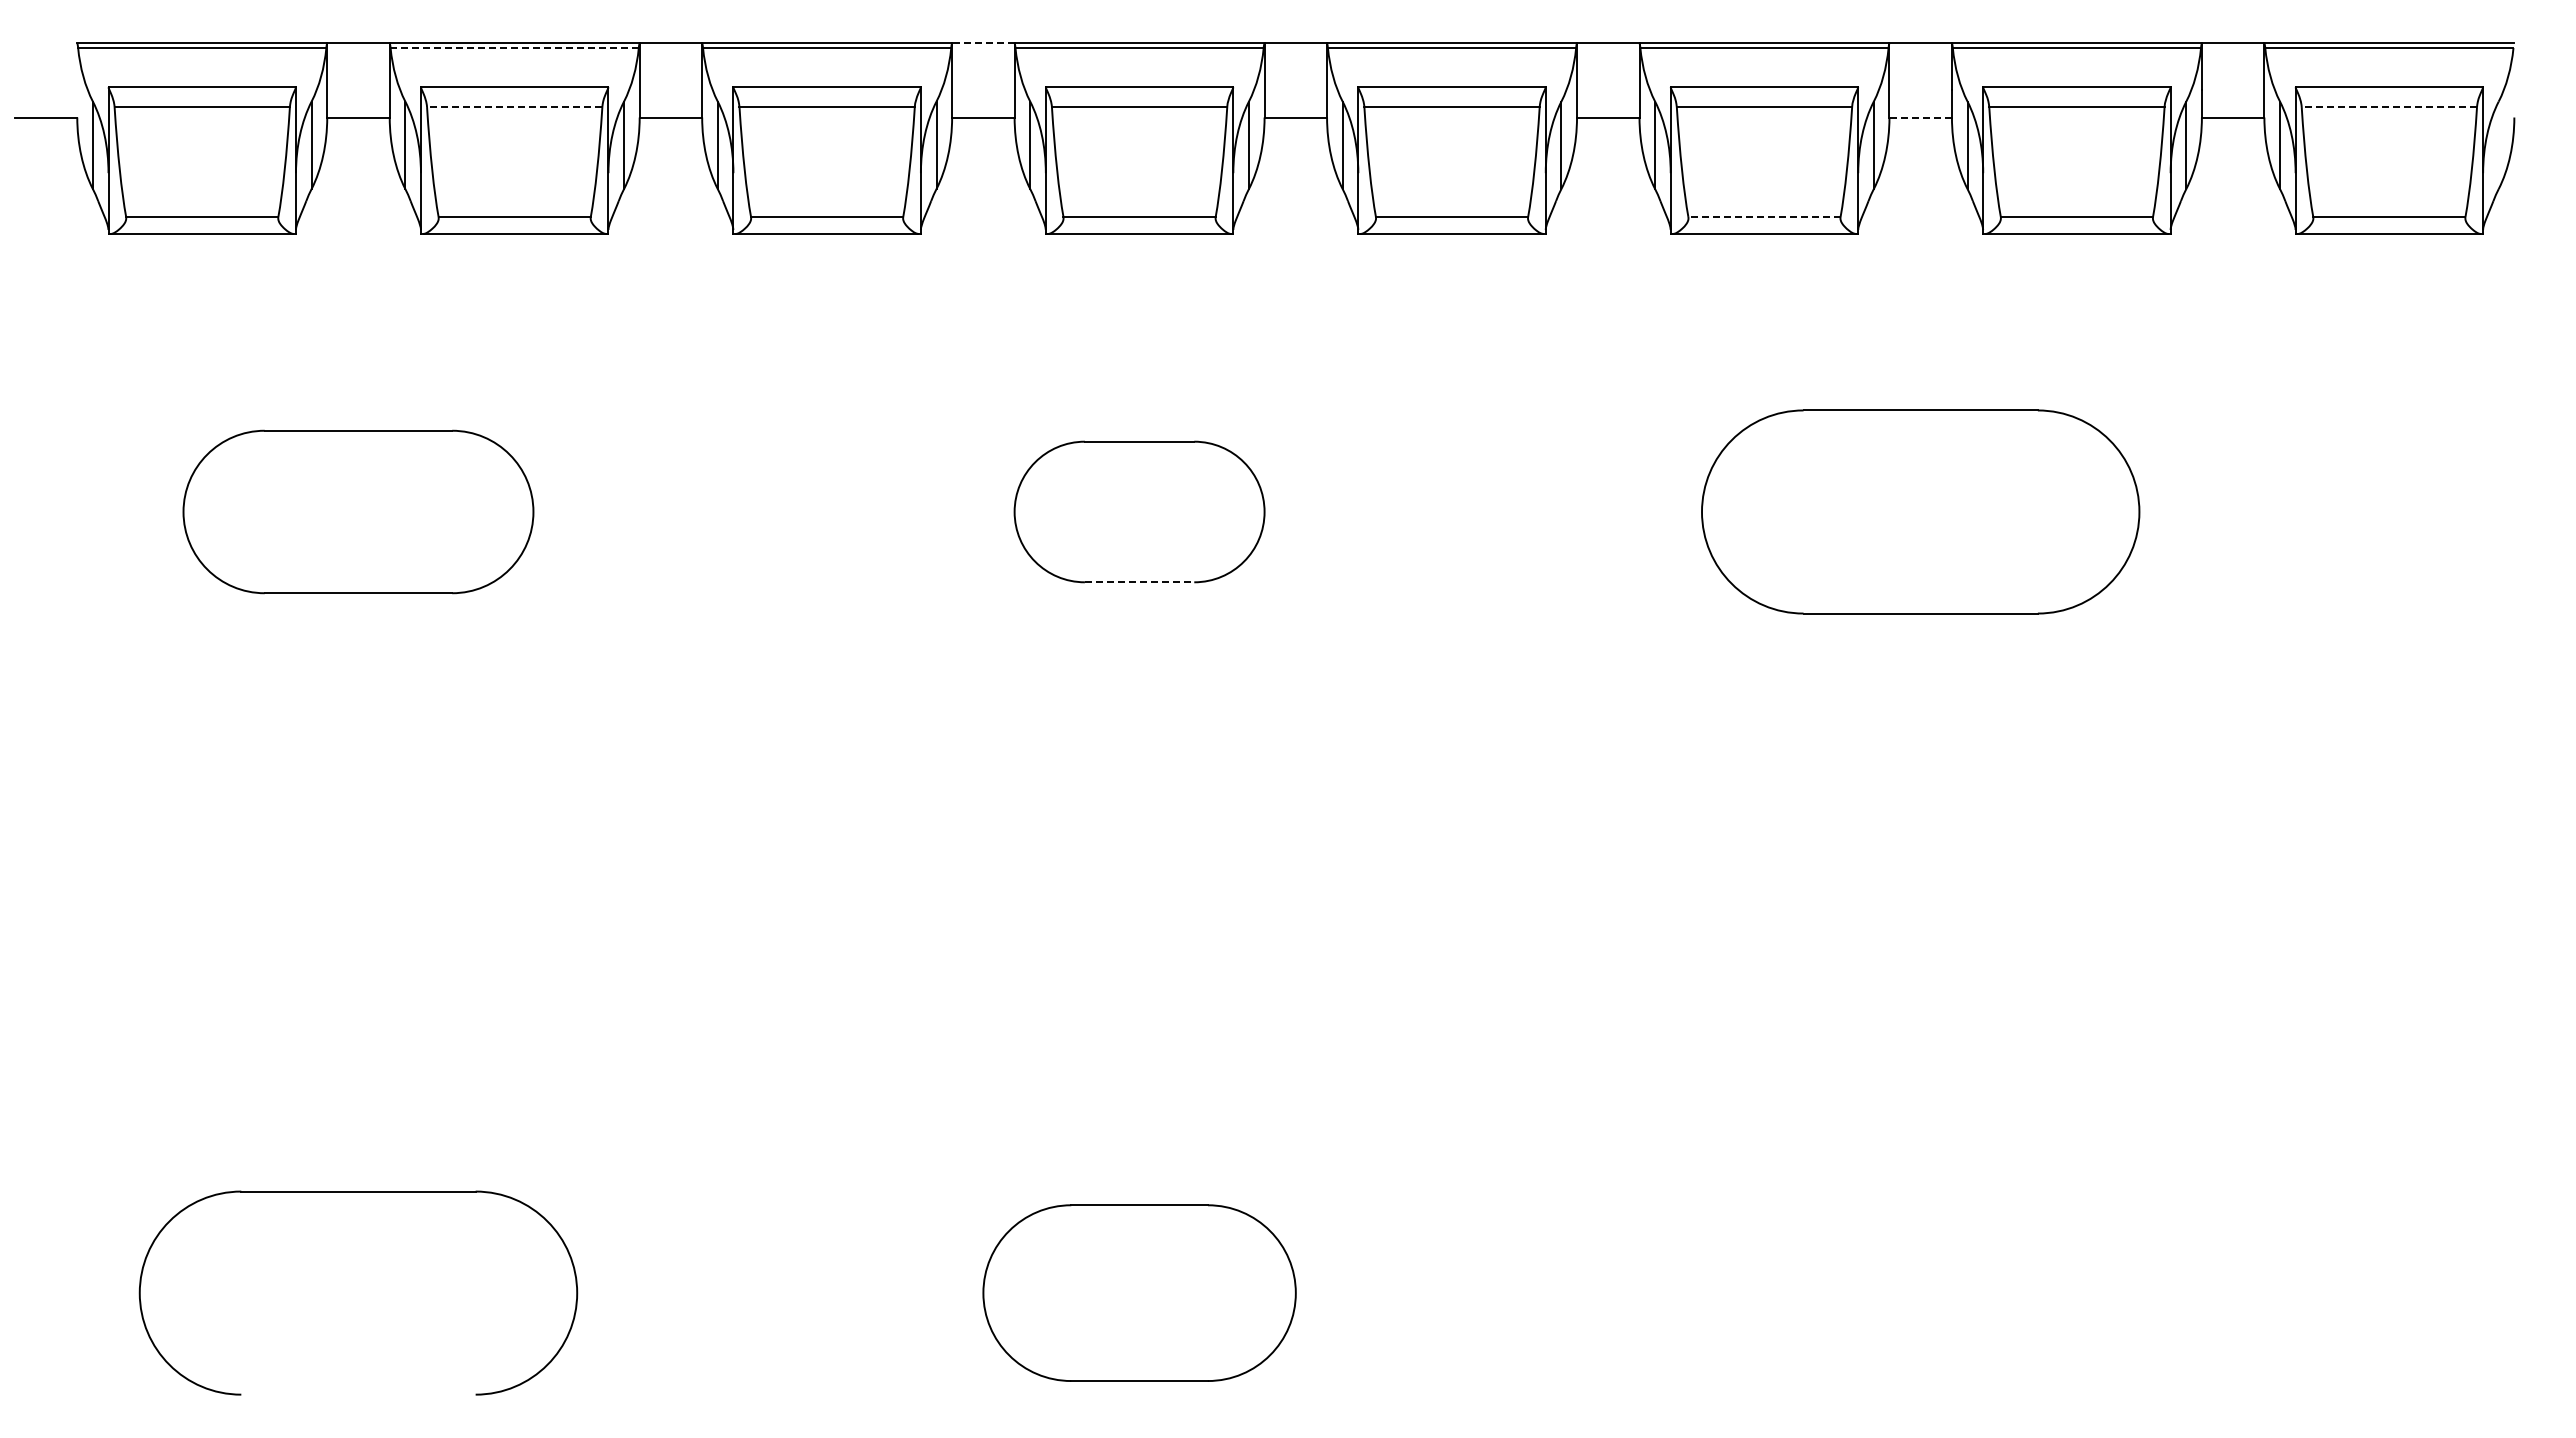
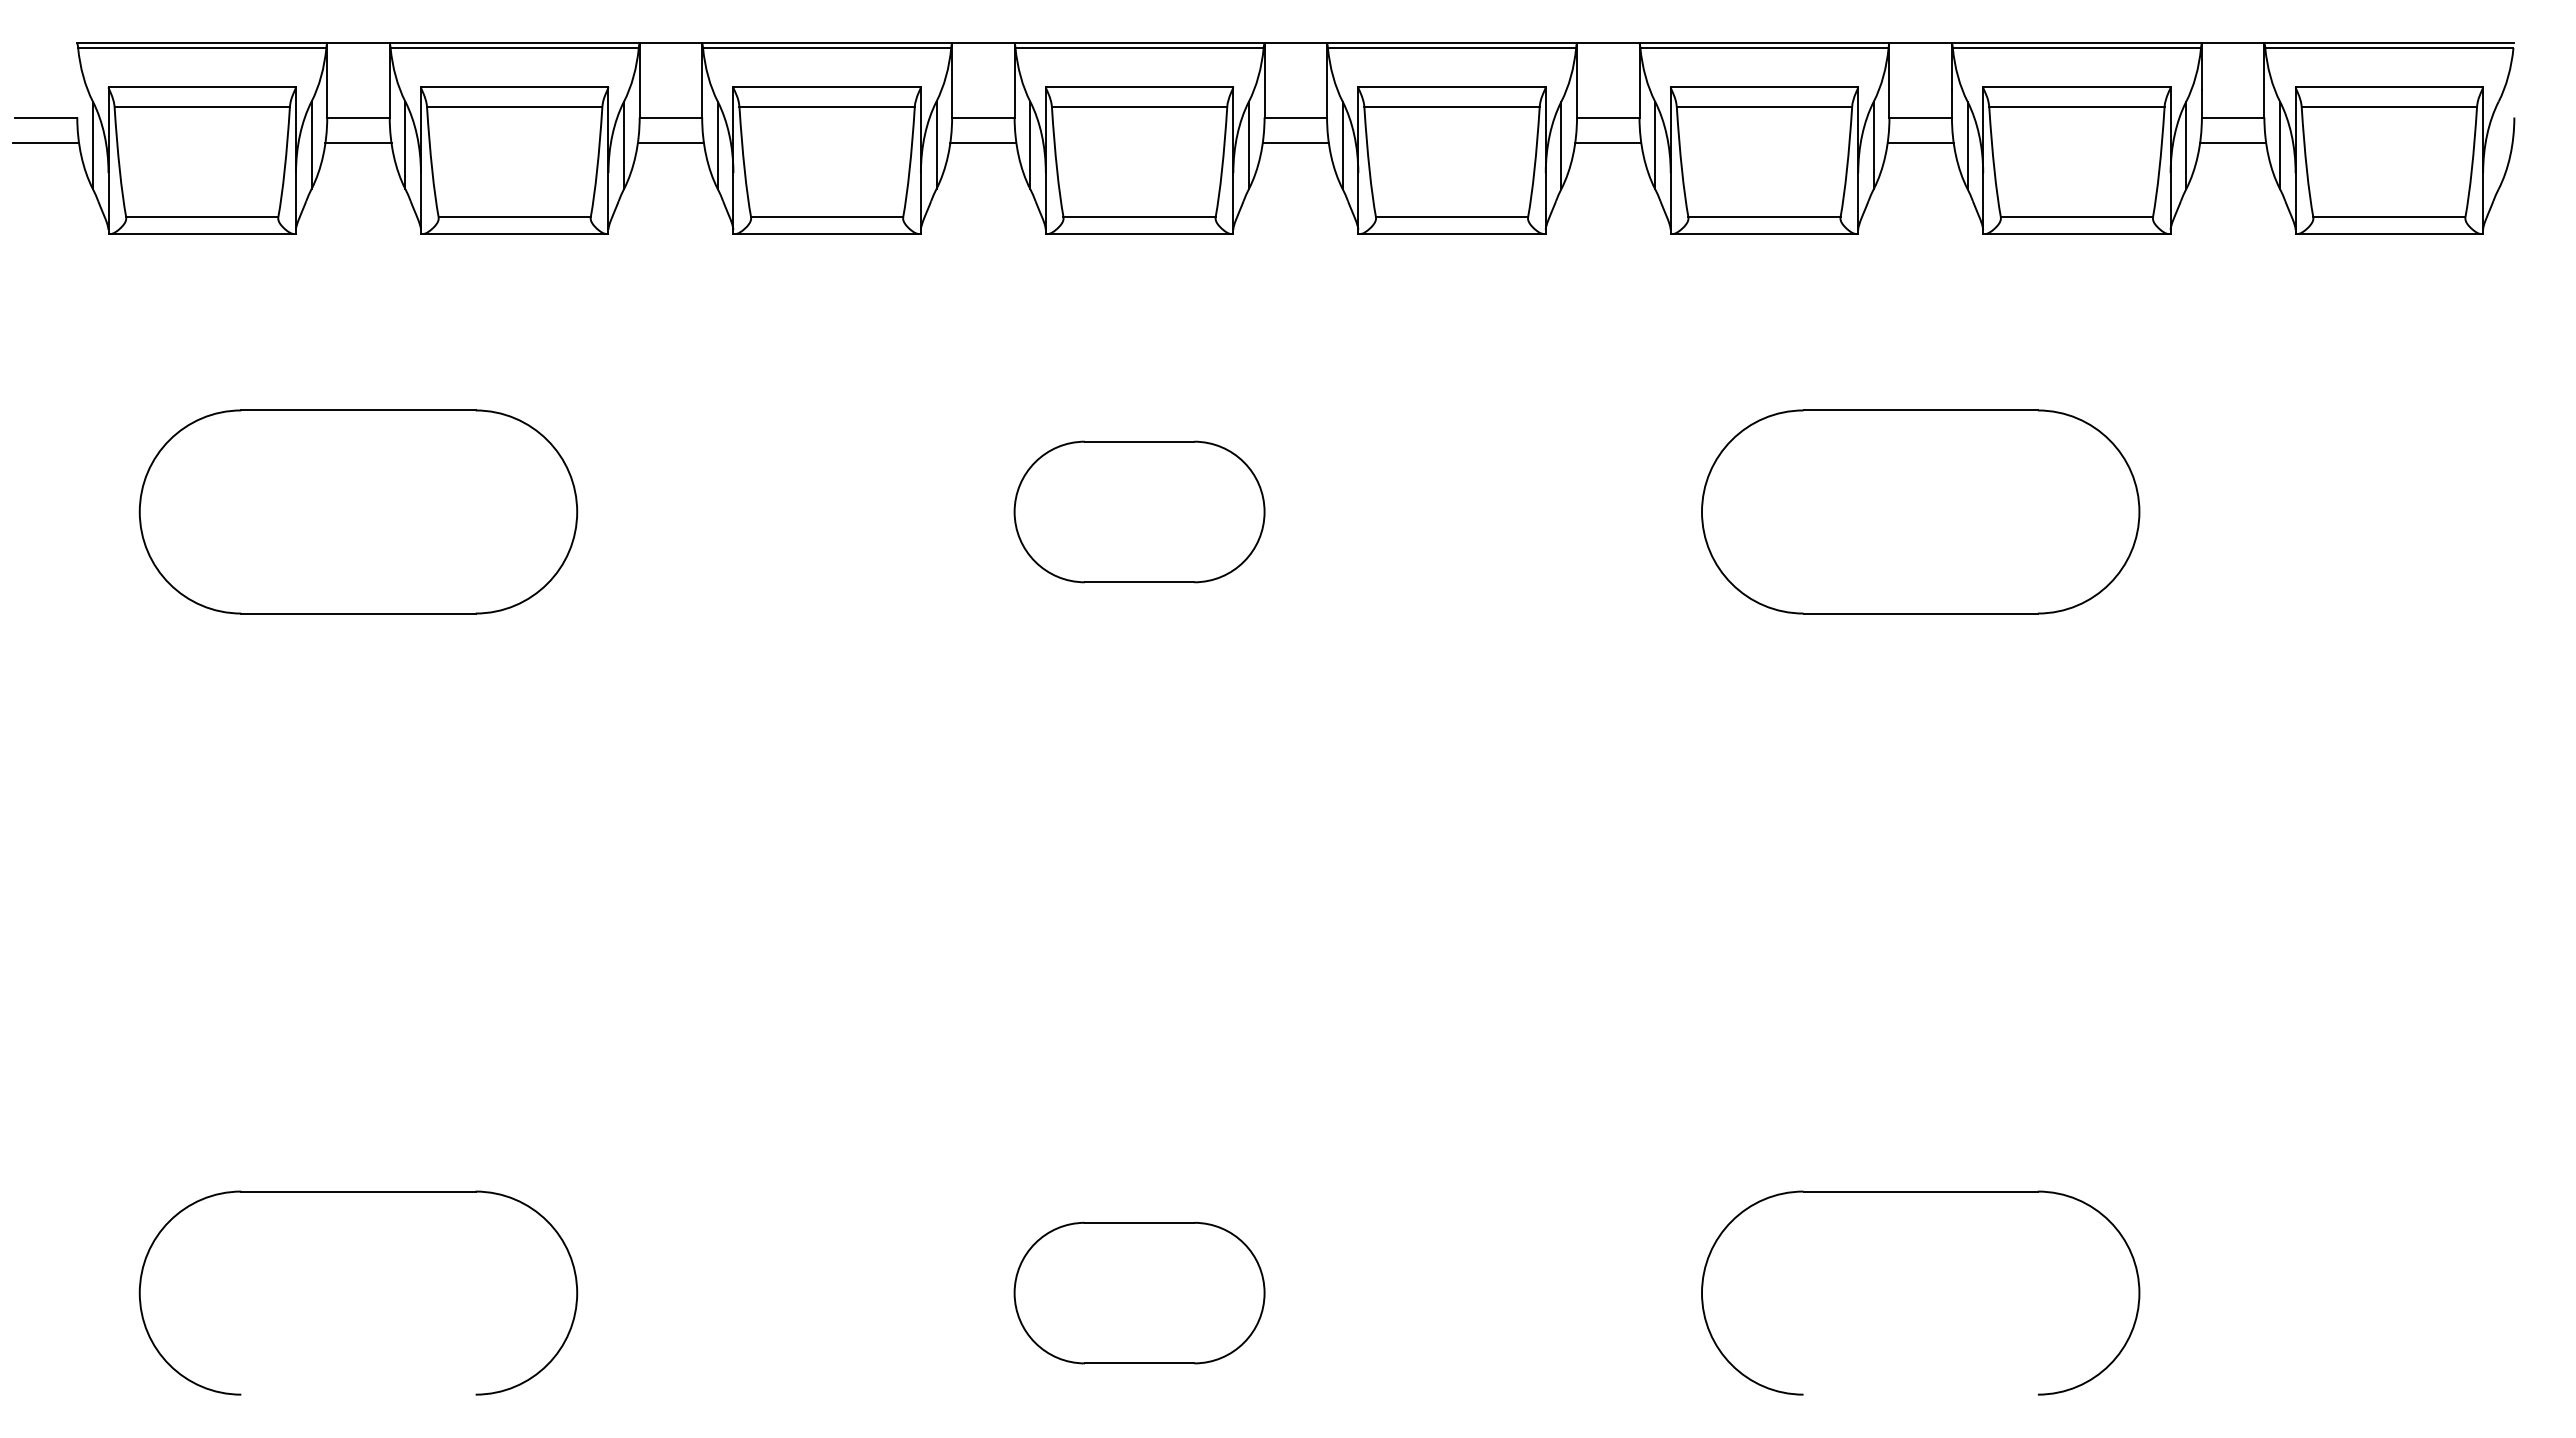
line: dashed -> solid (982, 43)
line: dashed -> solid (514, 48)
line: dashed -> solid (514, 107)
line: dashed -> solid (2389, 107)
line: dashed -> solid (1920, 118)
line: none -> present (45, 143)
line: none -> present (358, 143)
line: none -> present (670, 143)
line: none -> present (983, 143)
line: none -> present (1295, 143)
line: none -> present (1608, 143)
line: none -> present (1920, 143)
line: none -> present (2233, 143)
line: dashed -> solid (1763, 216)
part size: 353x166 px -> 441x206 px (358, 511)
line: dashed -> solid (1139, 582)
part: none -> present (1920, 1192)
part size: 315x178 px -> 253x144 px (1139, 1292)
